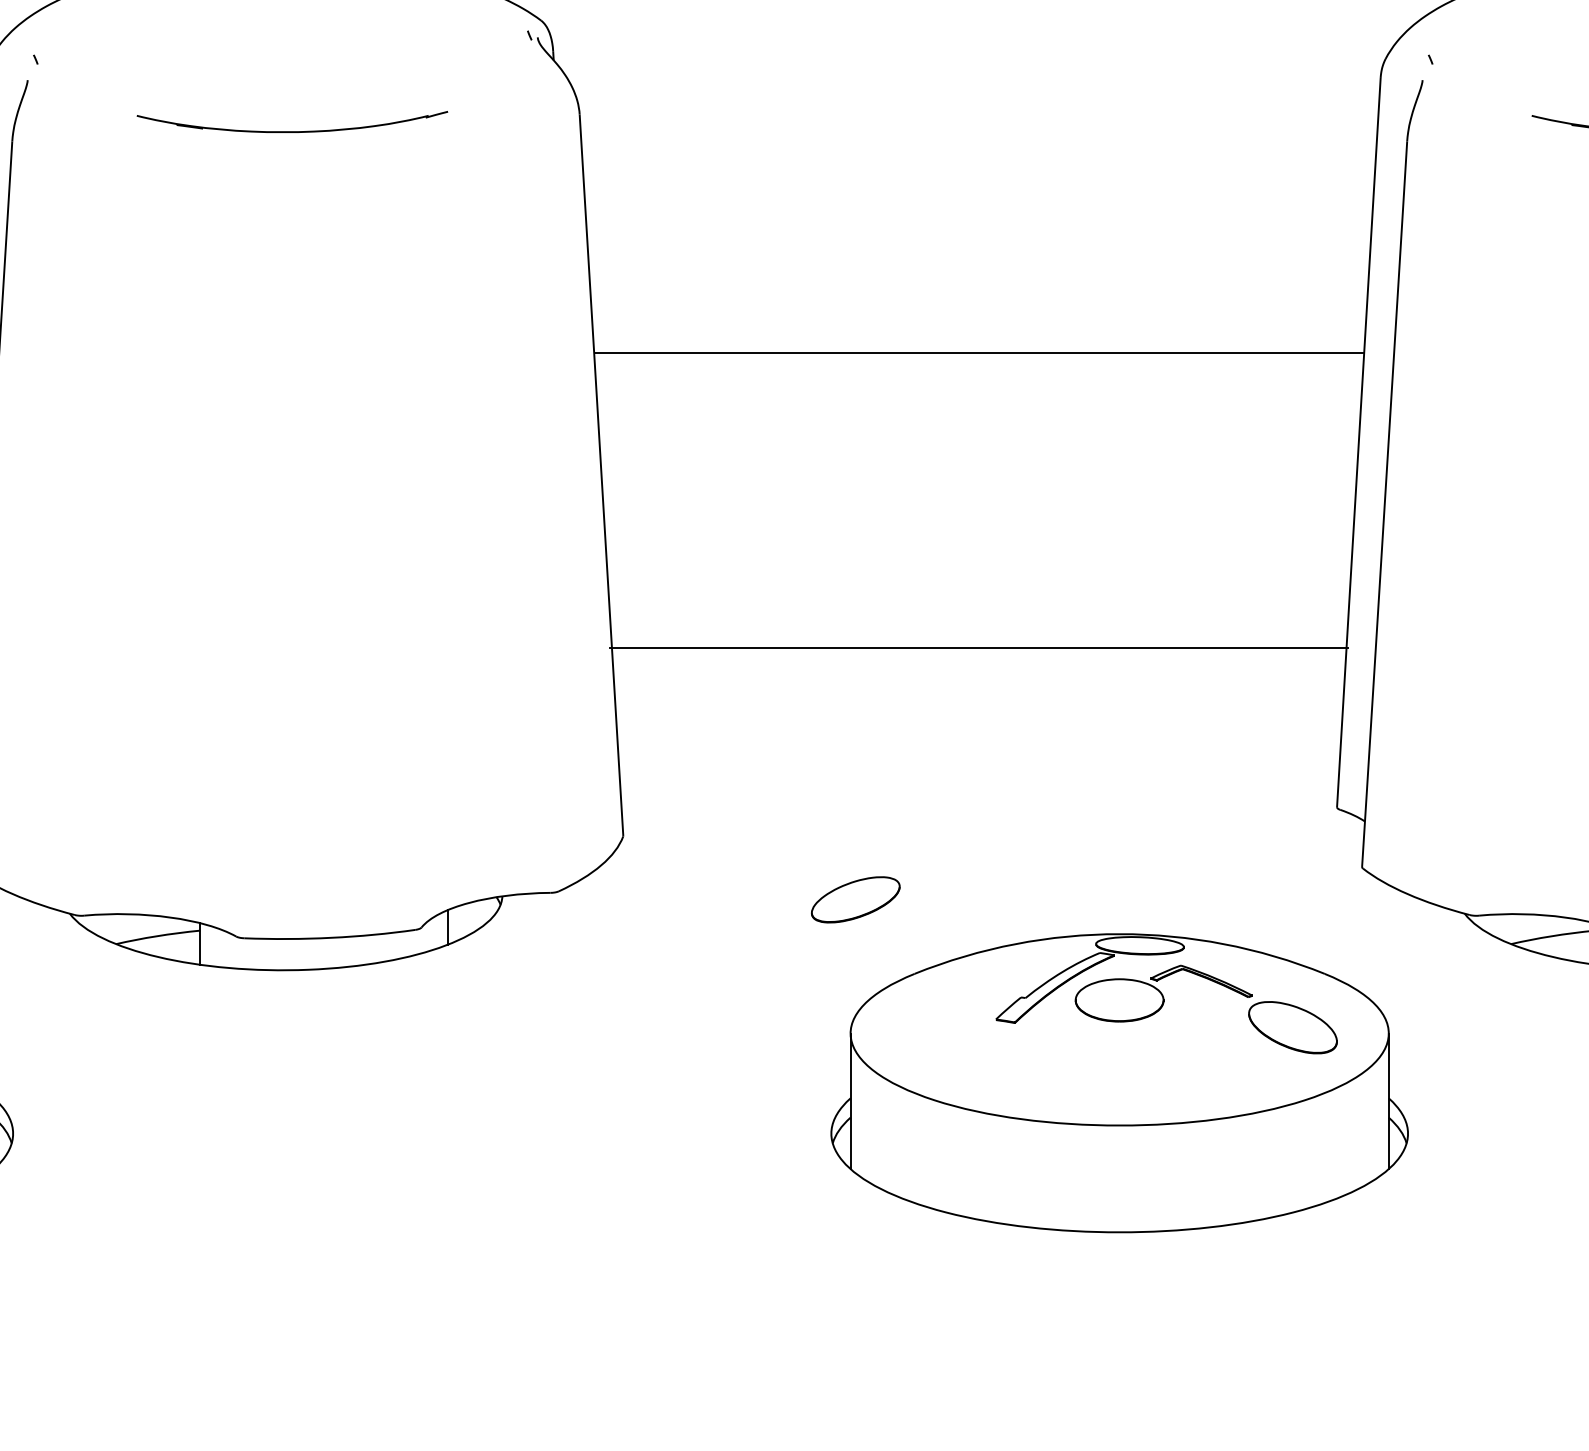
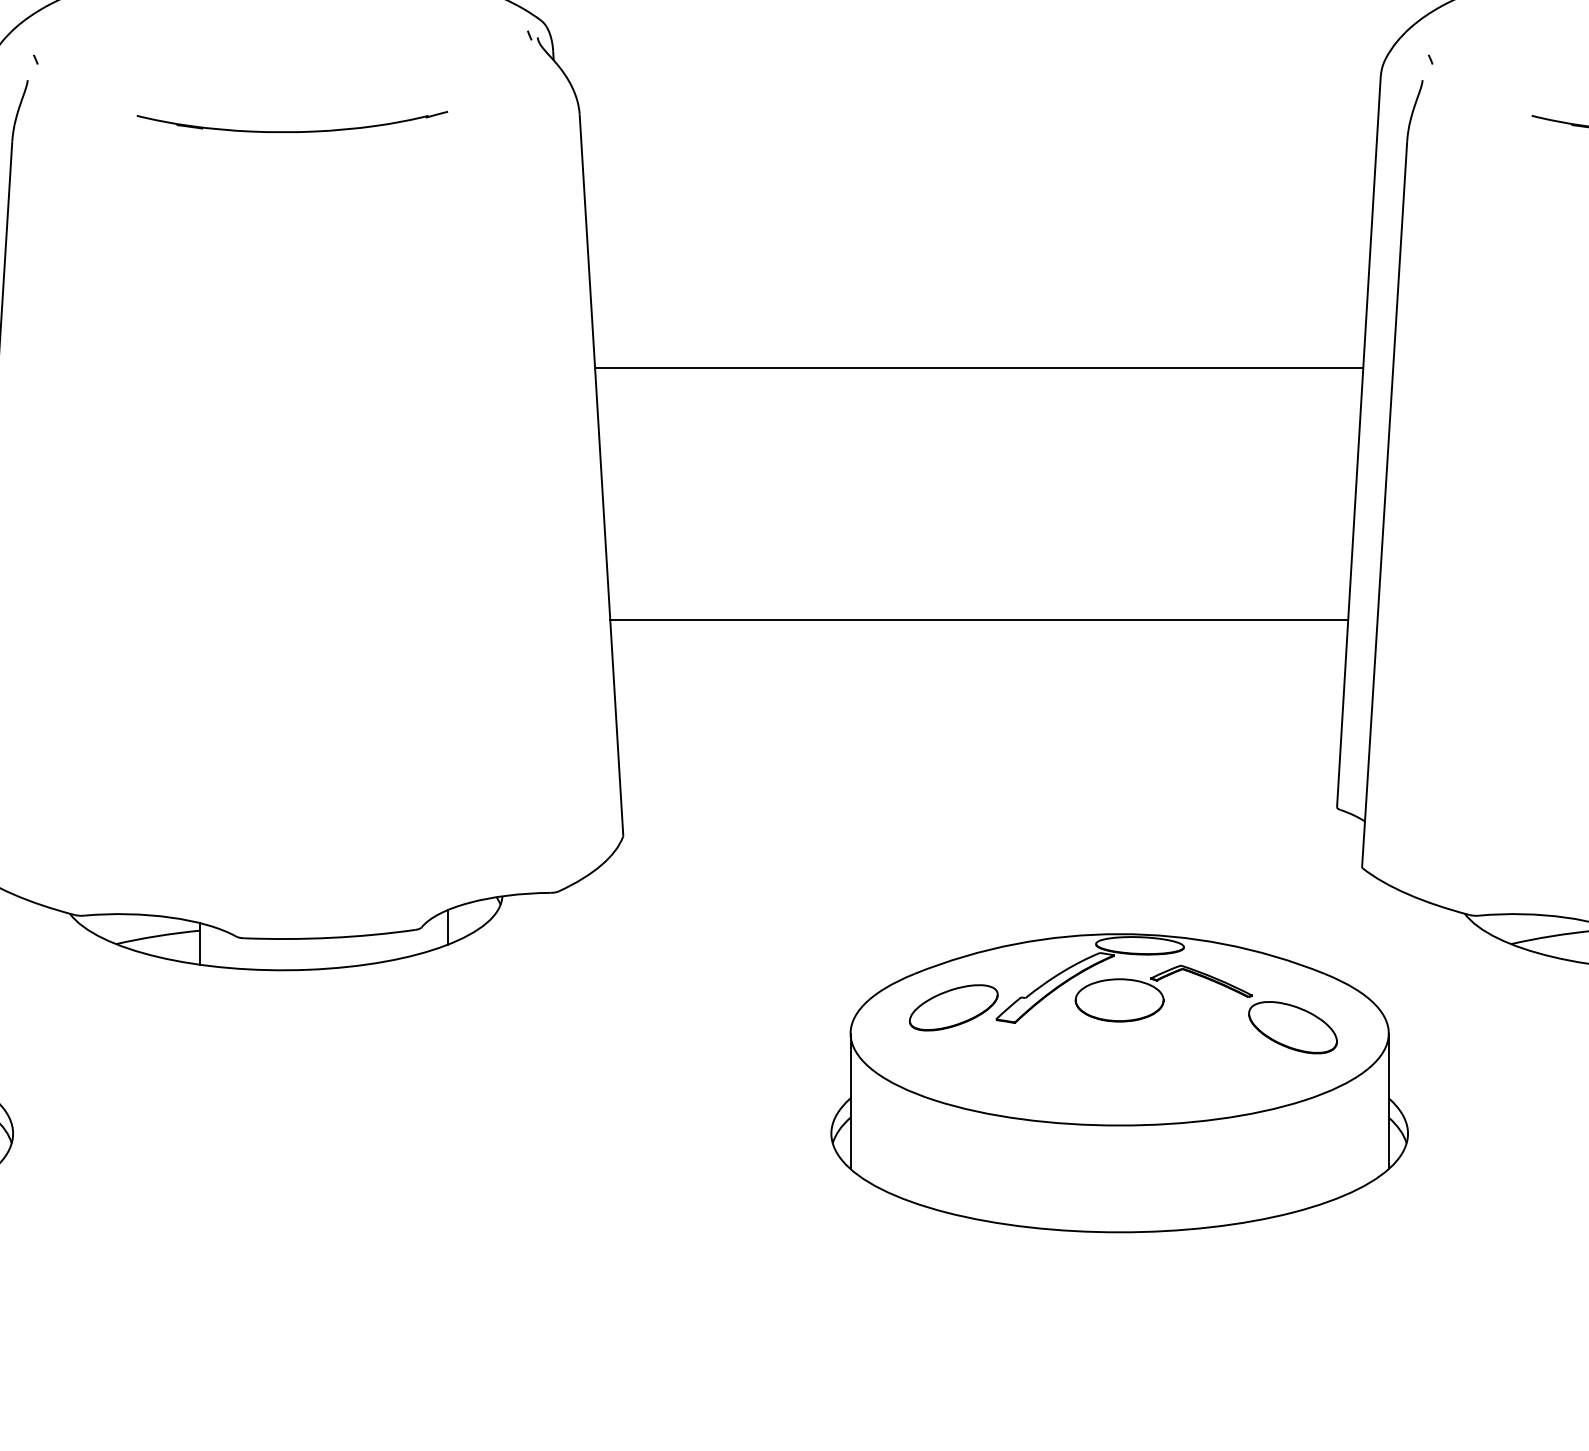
line position: (979, 352) -> (979, 367) (979, 367)
line position: (979, 647) -> (979, 619) (979, 619)
part position: (855, 899) -> (953, 1007) (953, 1007)
